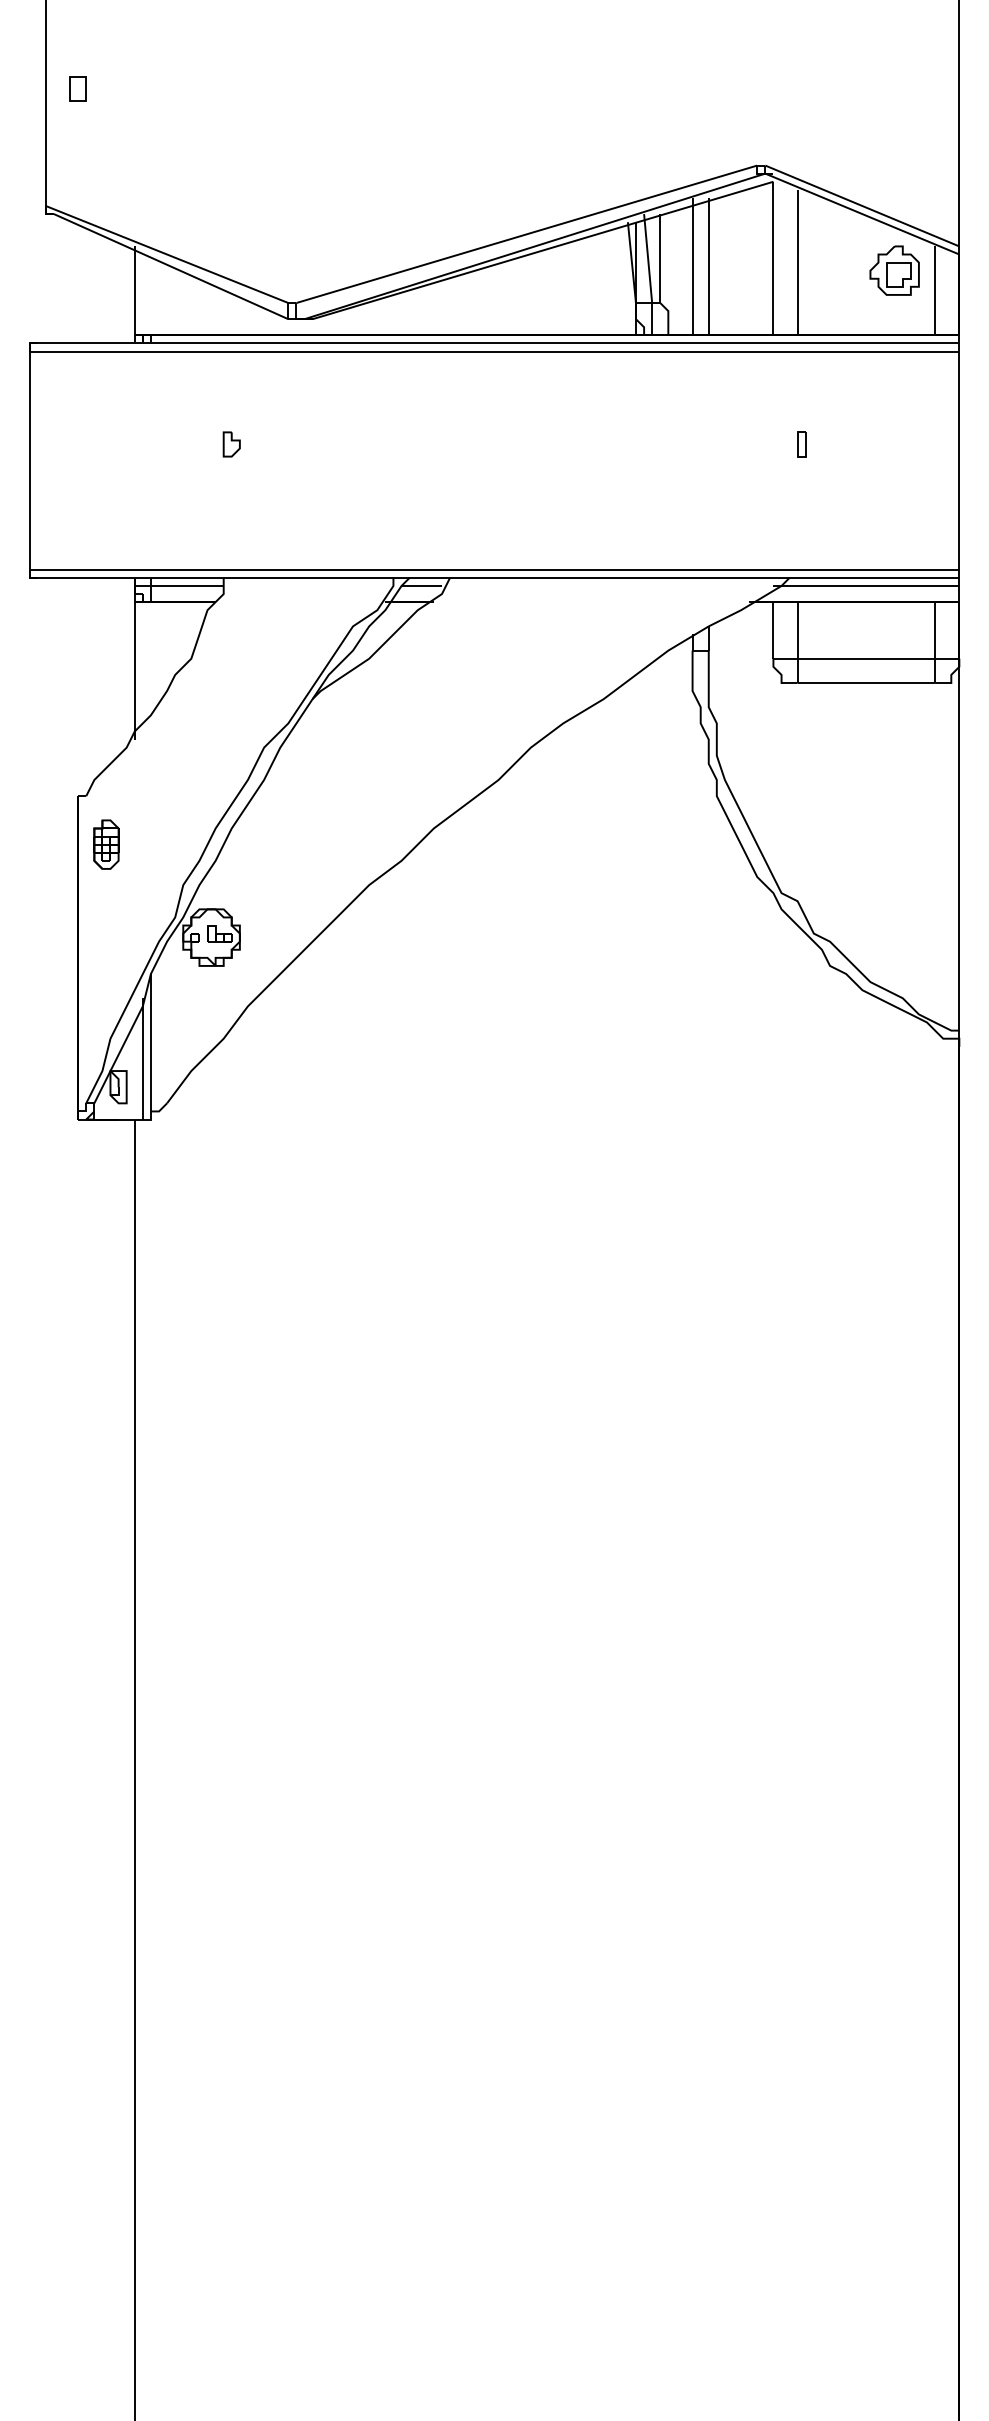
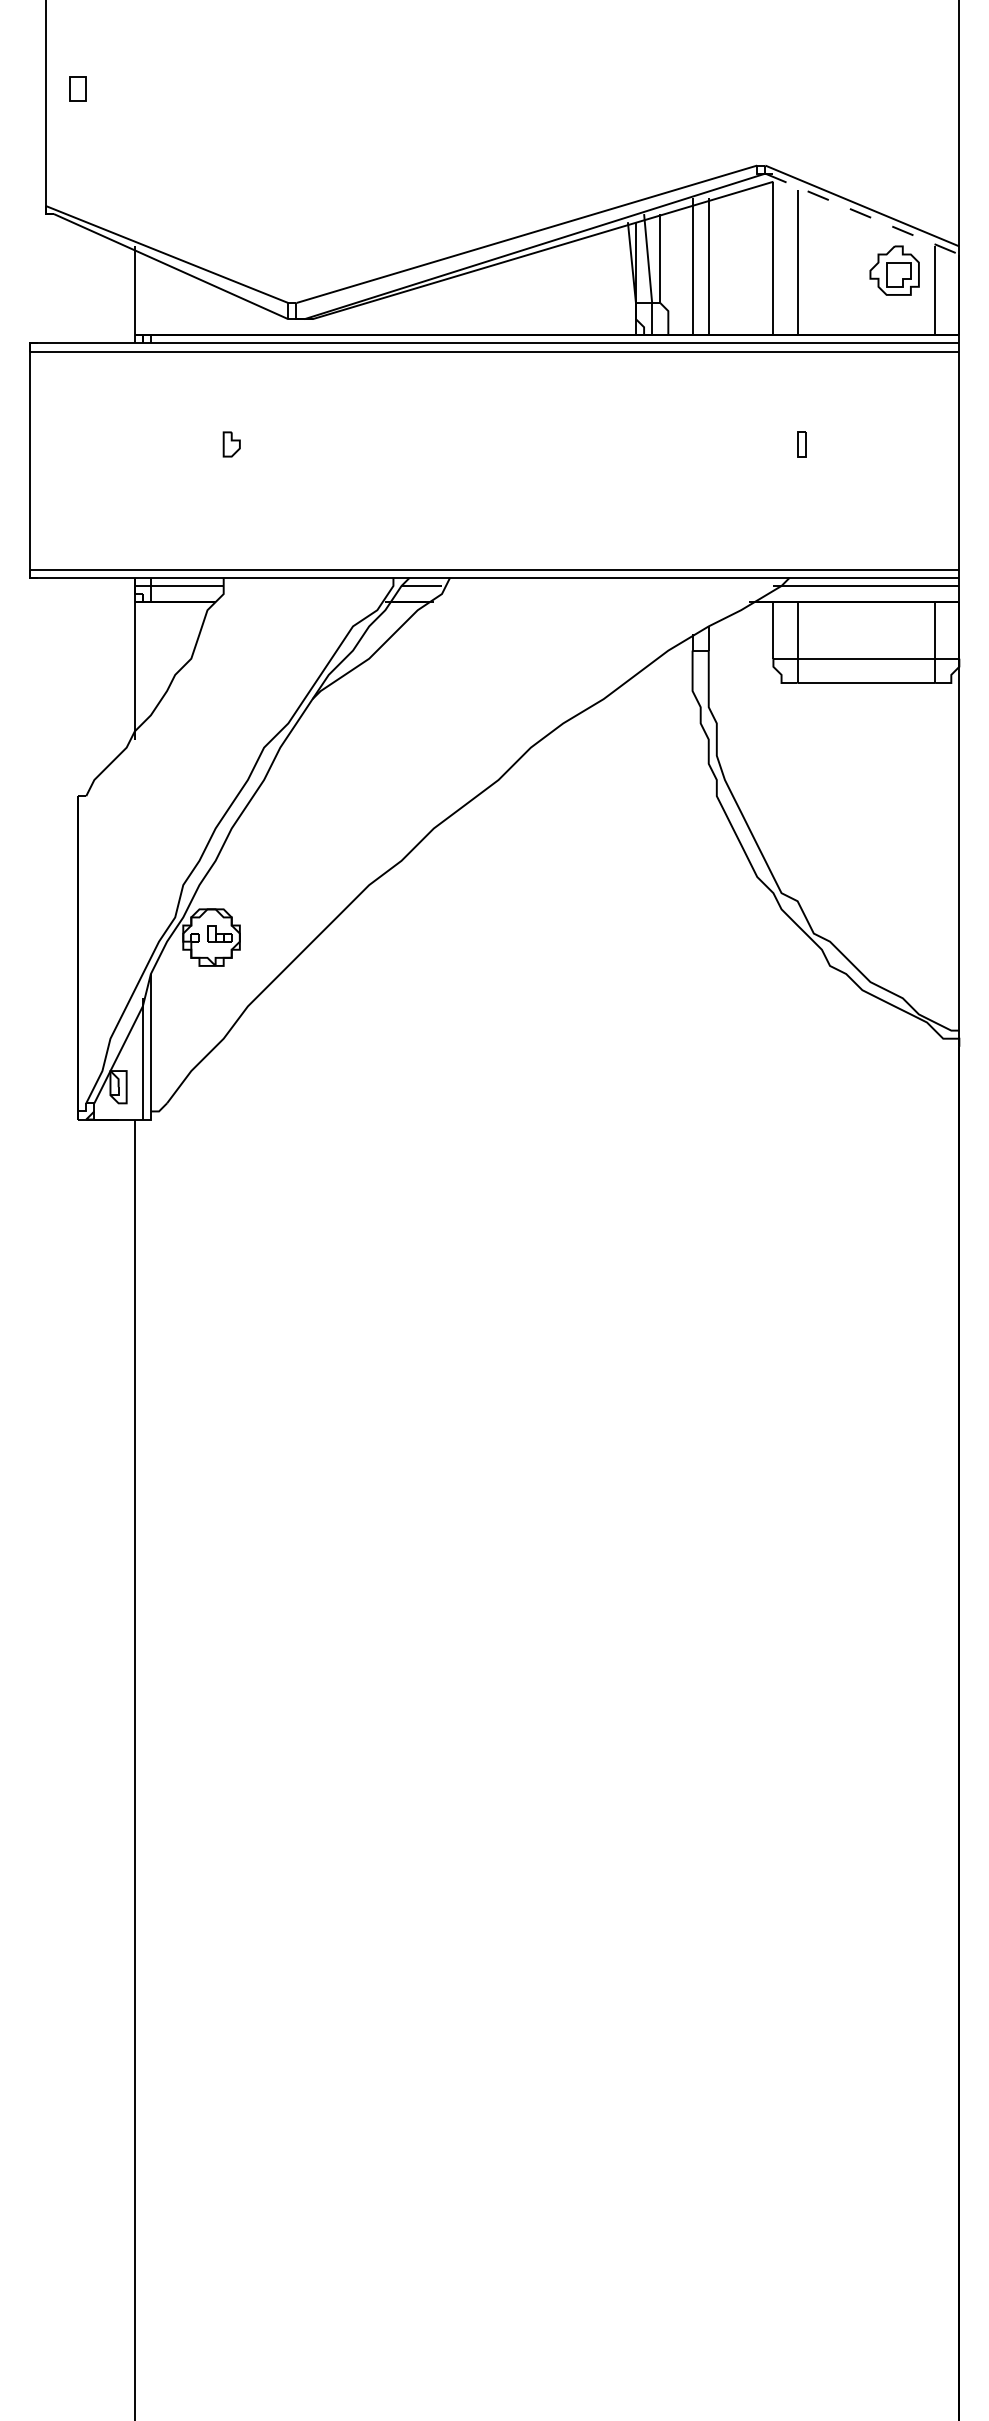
line: solid -> dashed (862, 214)
part: present -> none (106, 844)
